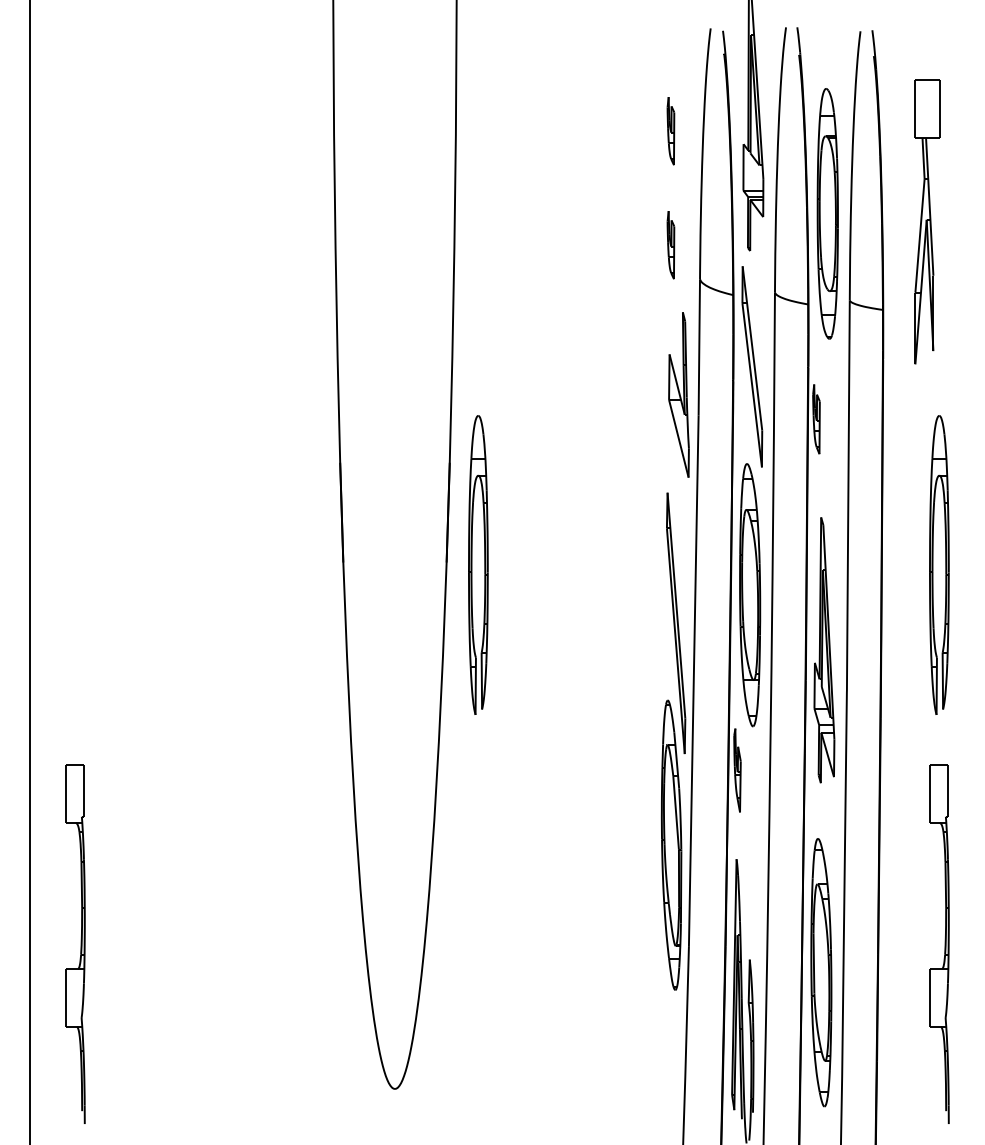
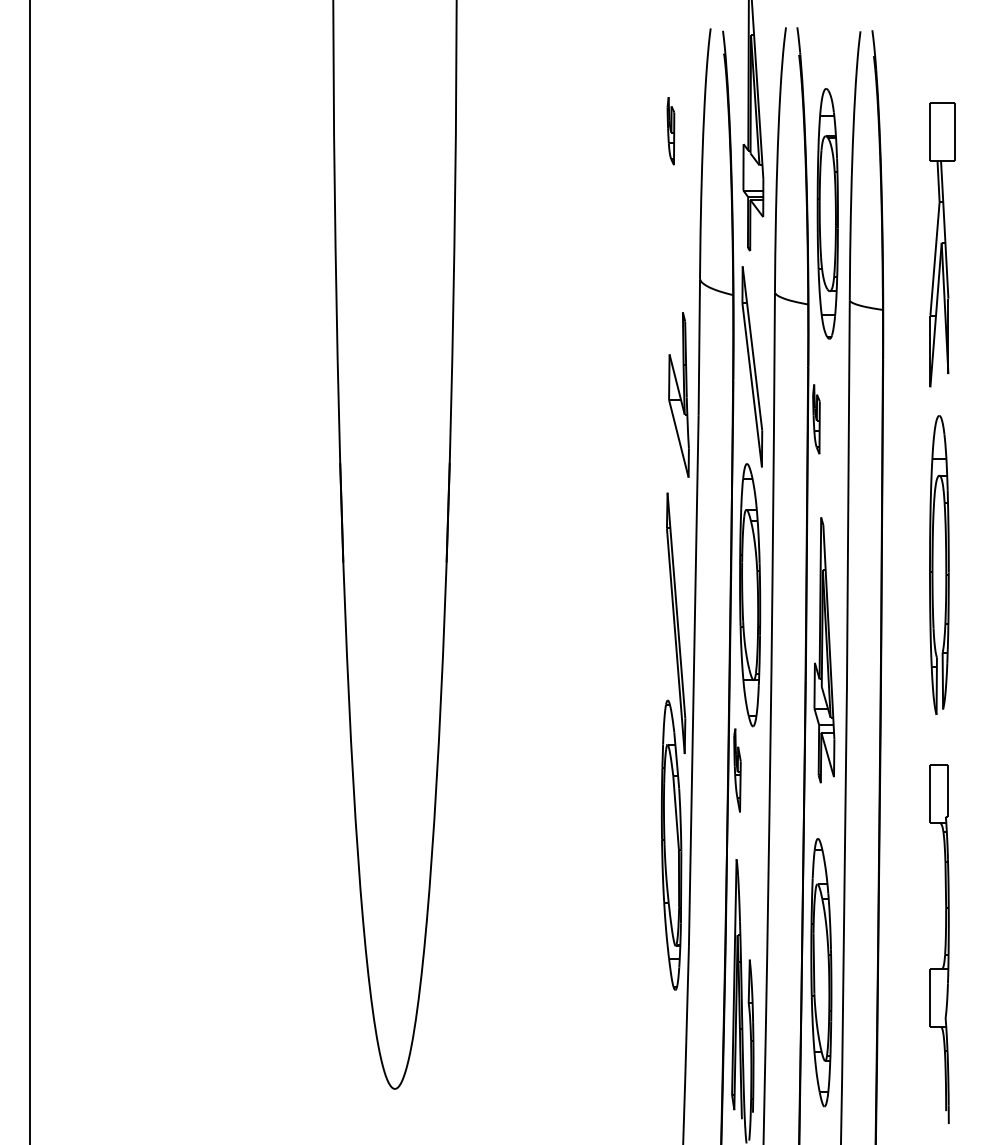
part position: (927, 221) -> (942, 244) (942, 244)
part: present -> none (670, 245)
part: present -> none (478, 564)
part: present -> none (75, 943)
